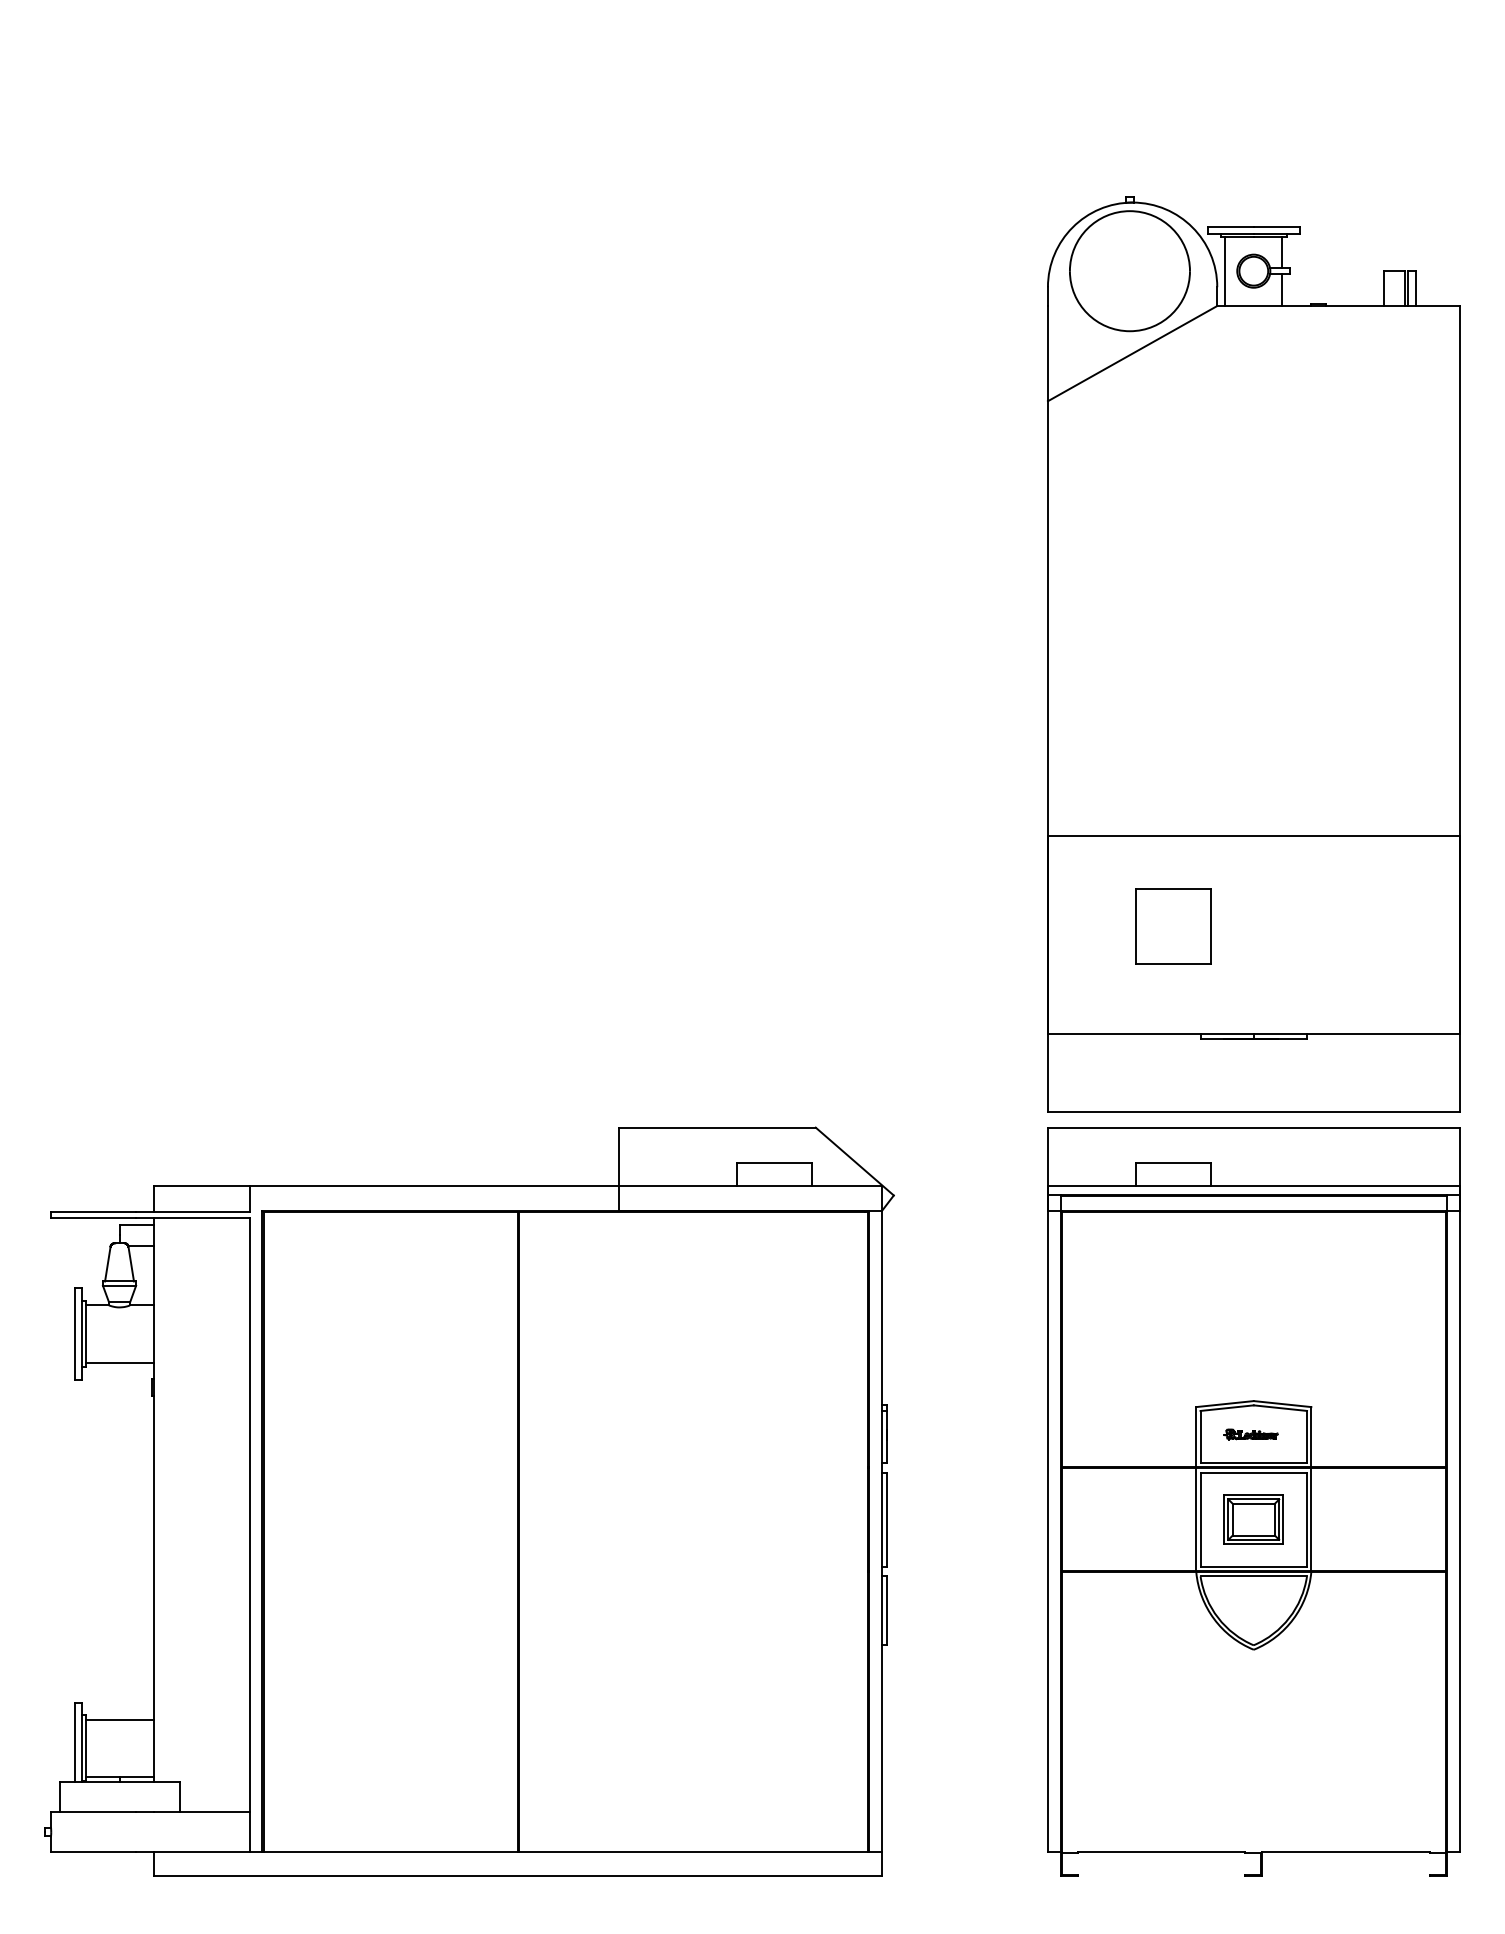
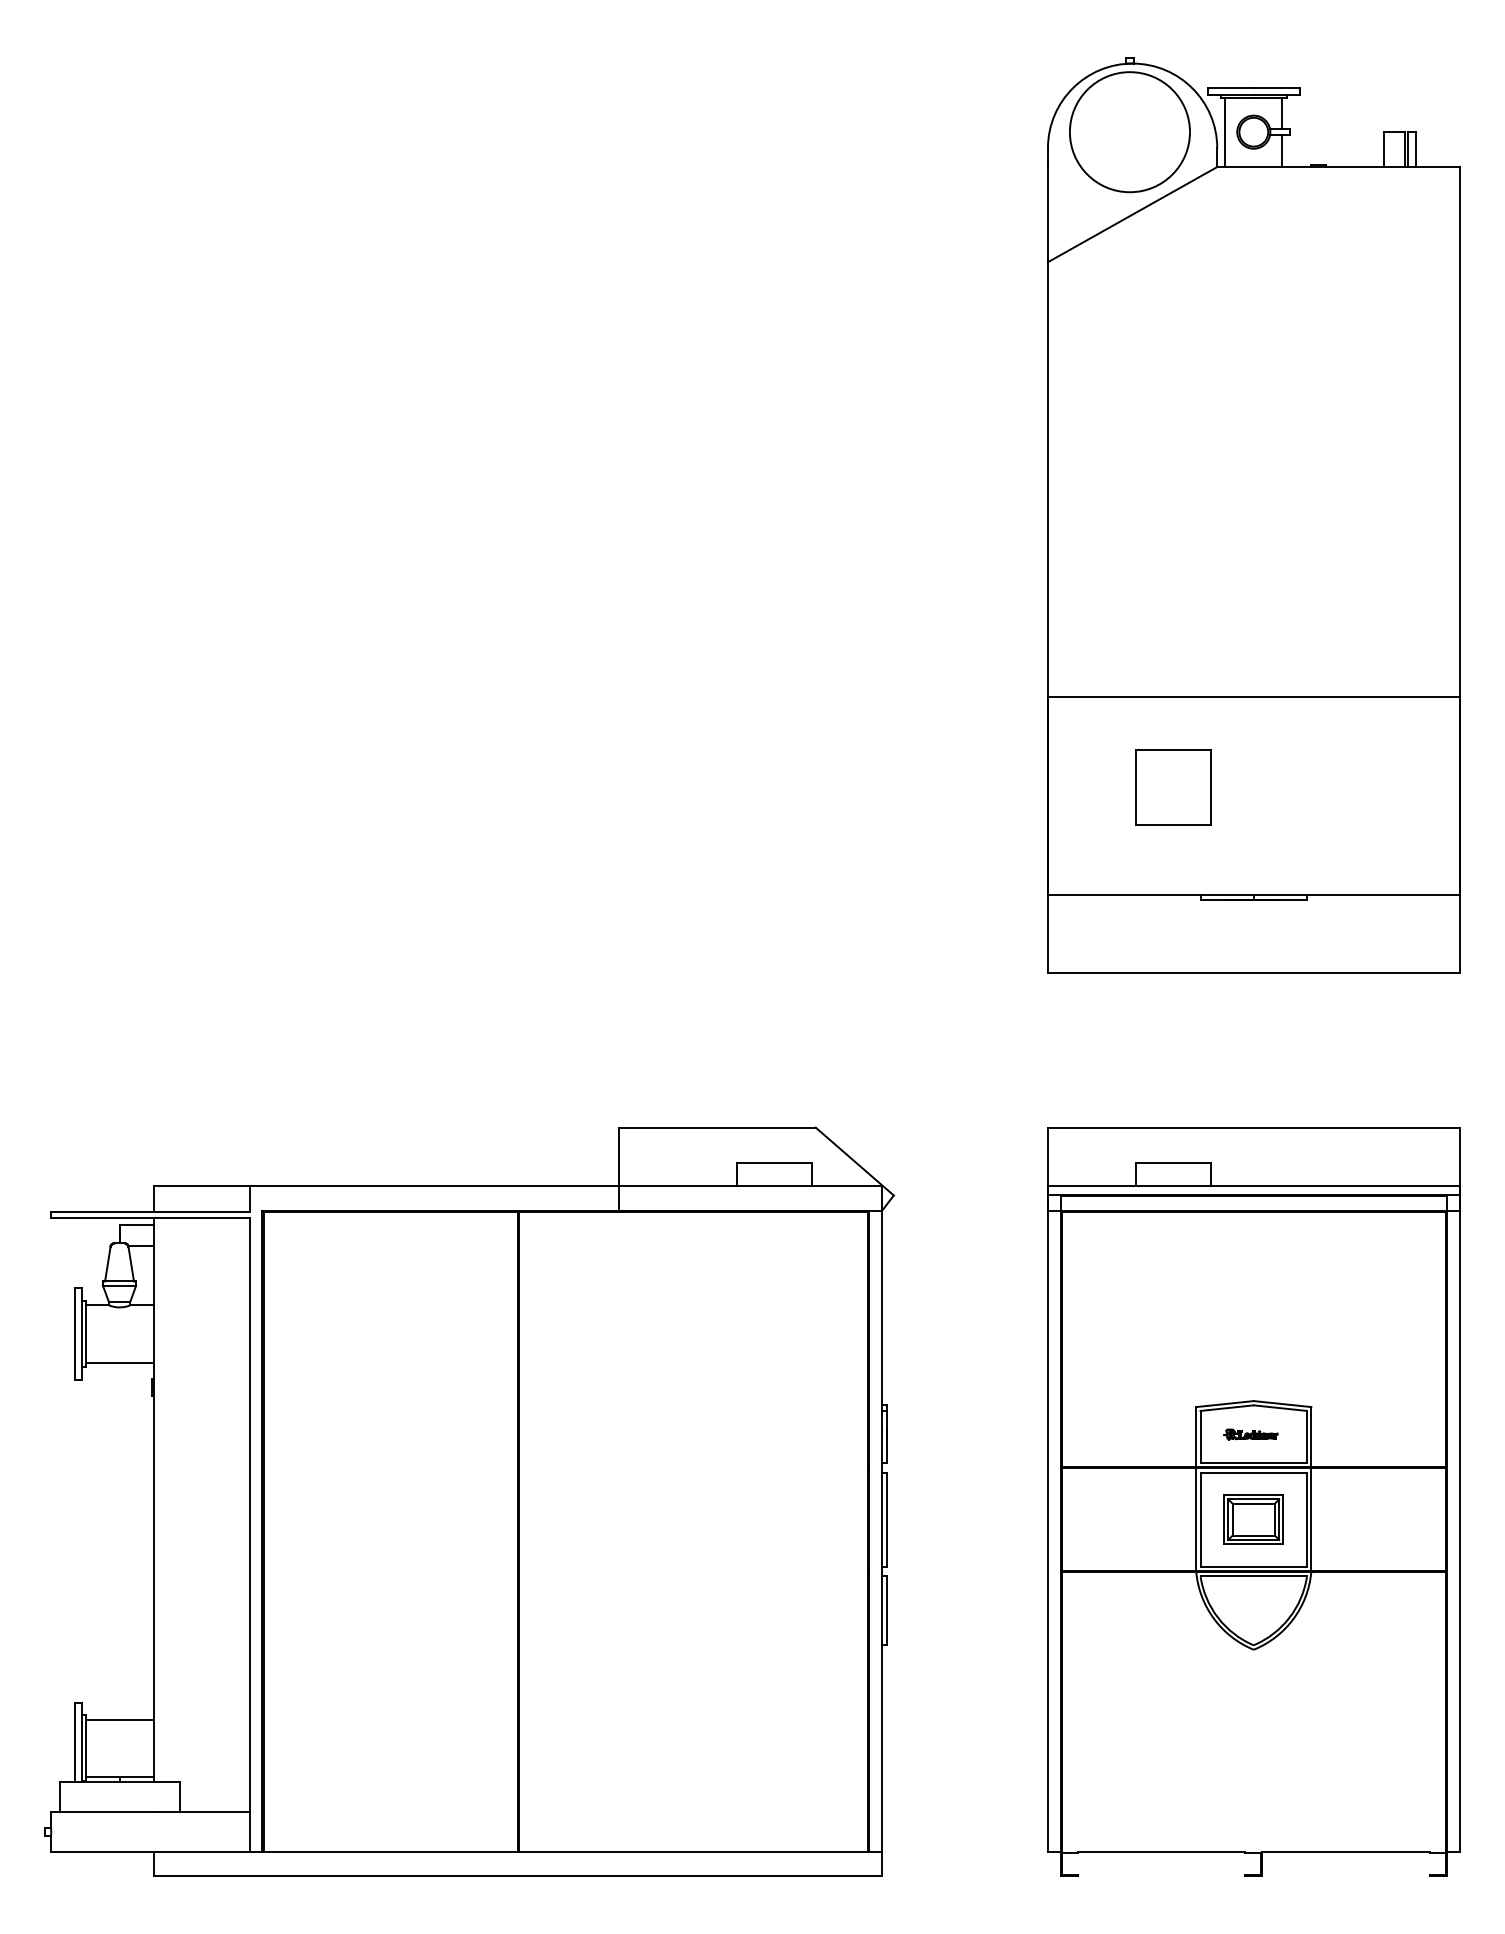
part position: (1253, 654) -> (1253, 515) (1253, 515)
